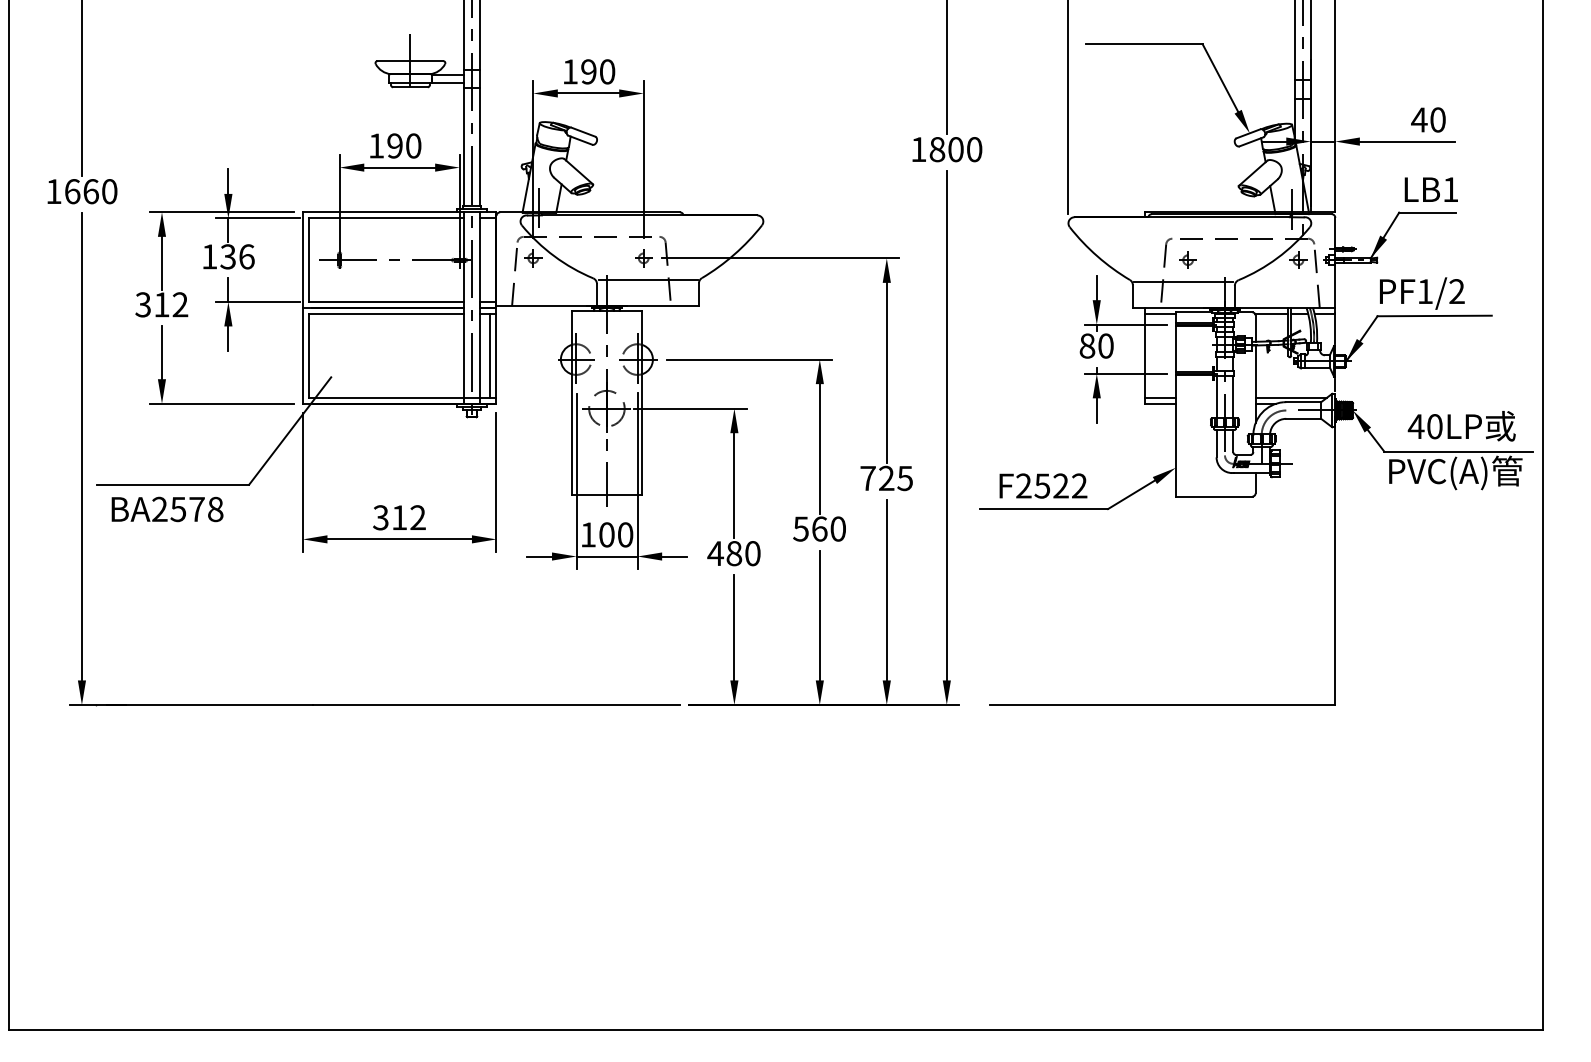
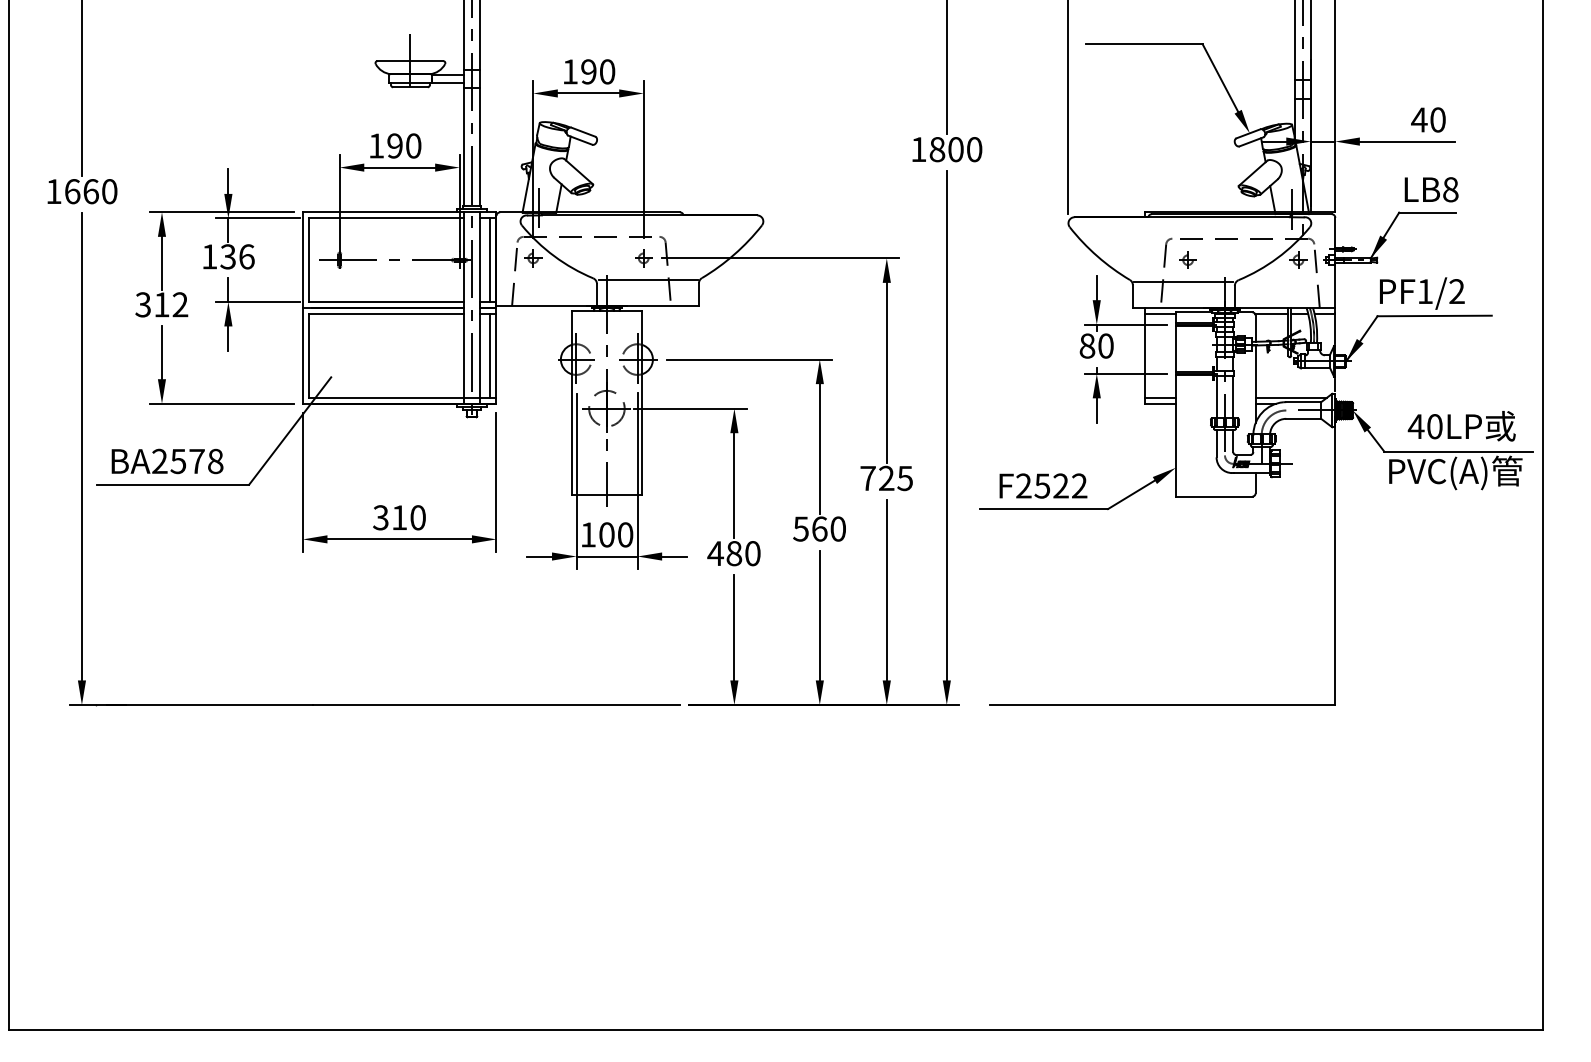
text: LB1 -> LB8 (1450, 189)
line: none -> present (490, 259)
text position: (167, 509) -> (167, 461) (167, 461)
text: 312 -> 310 (417, 517)
